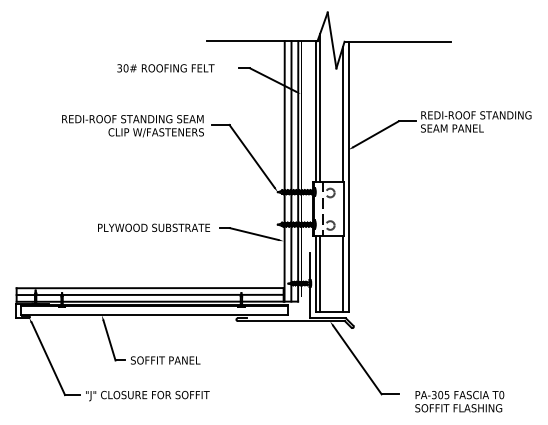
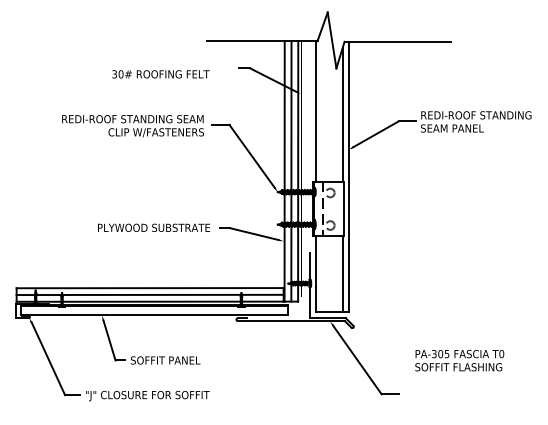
text position: (165, 68) -> (160, 74) (160, 74)
line: present -> none (320, 107)
line: present -> none (320, 273)
text position: (459, 401) -> (459, 360) (459, 360)
